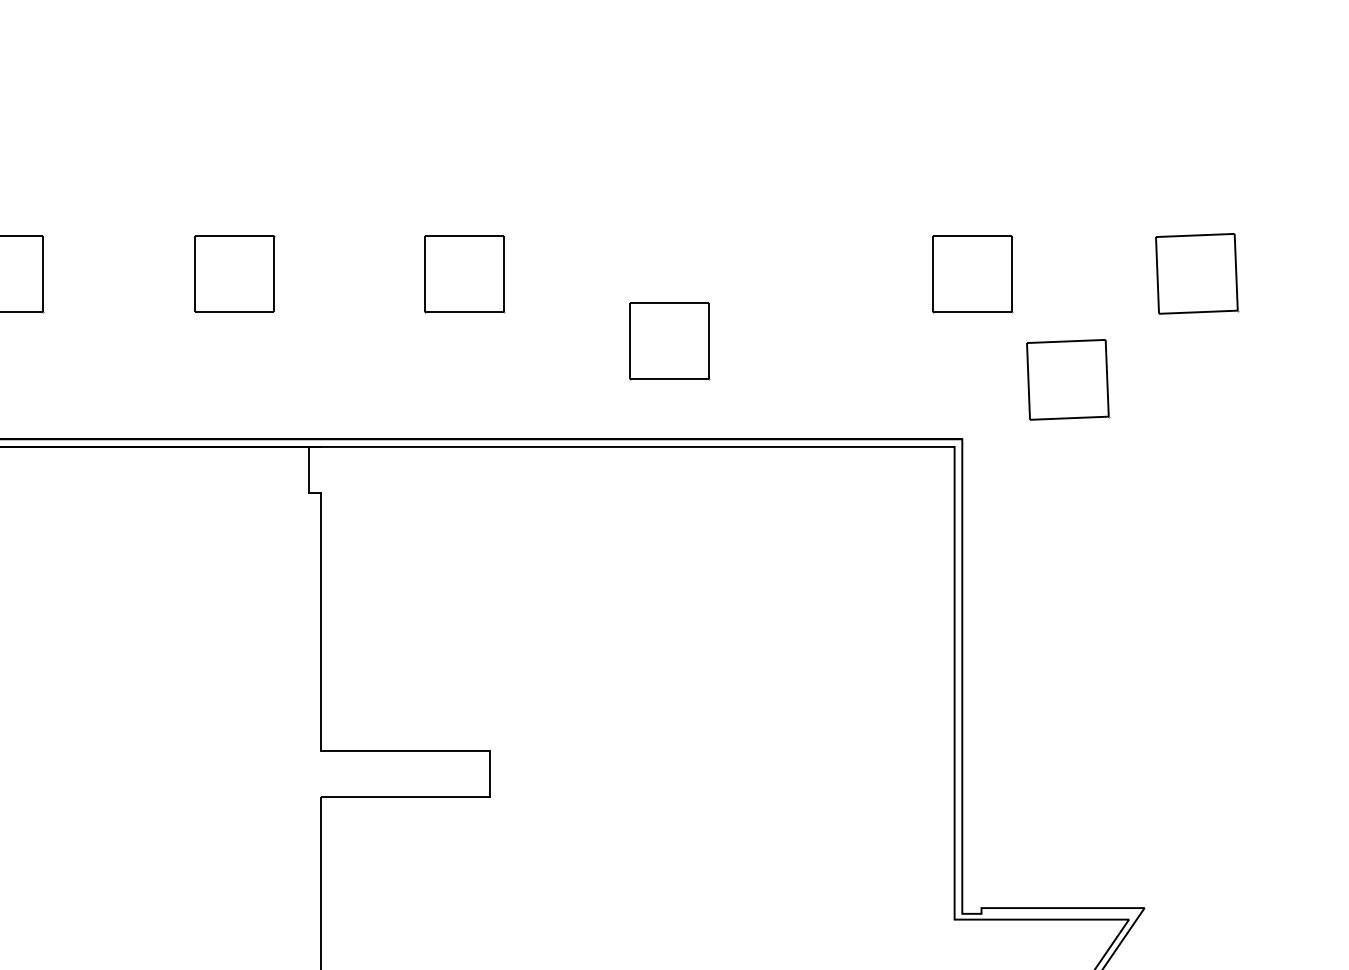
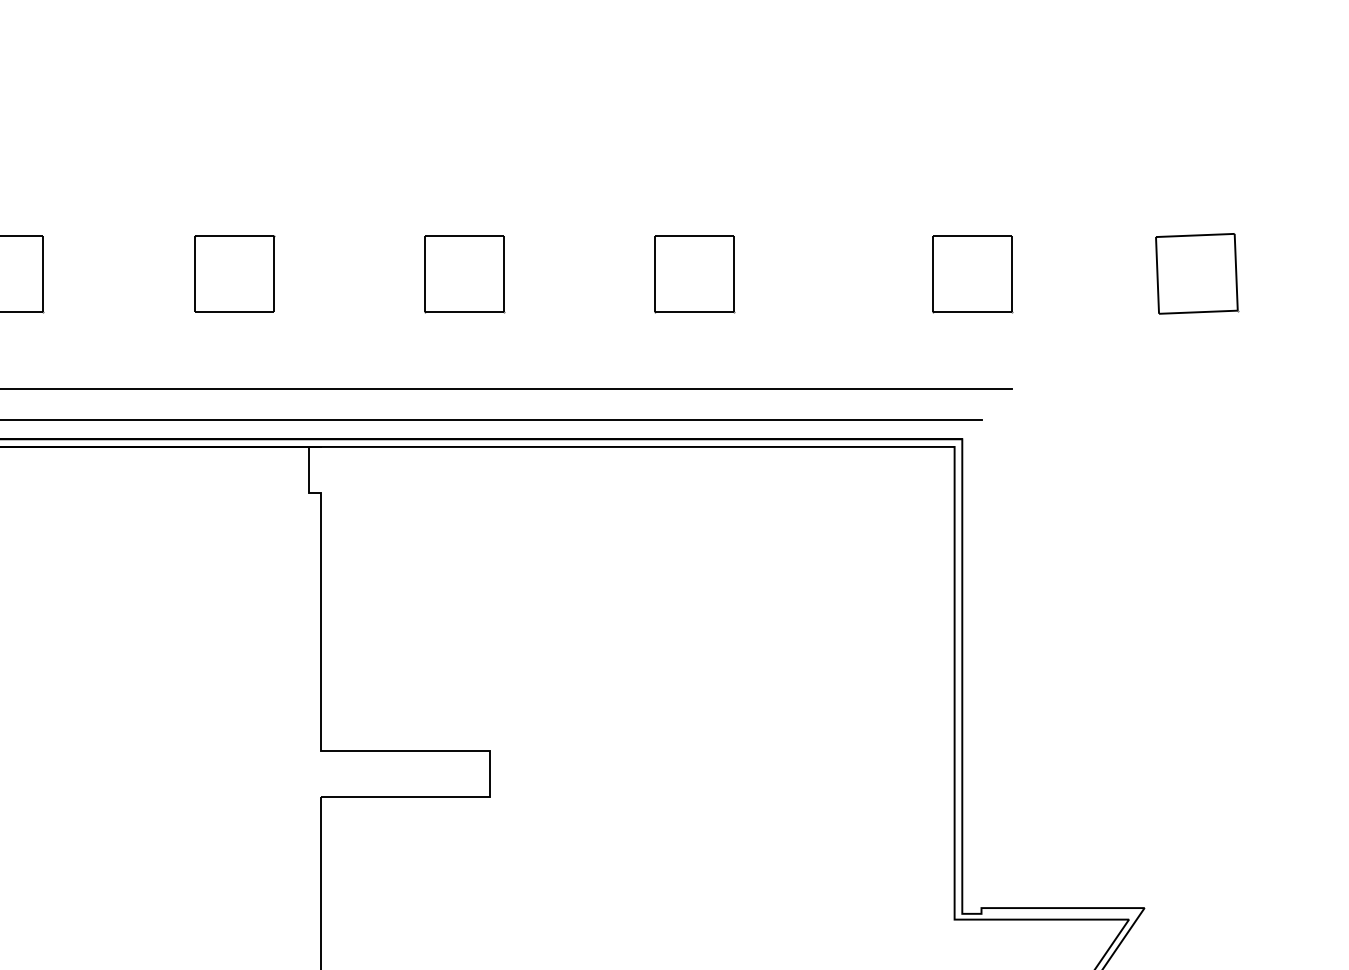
part position: (669, 341) -> (694, 274) (694, 274)
part: present -> none (1068, 379)
line: none -> present (507, 389)
line: none -> present (491, 420)
